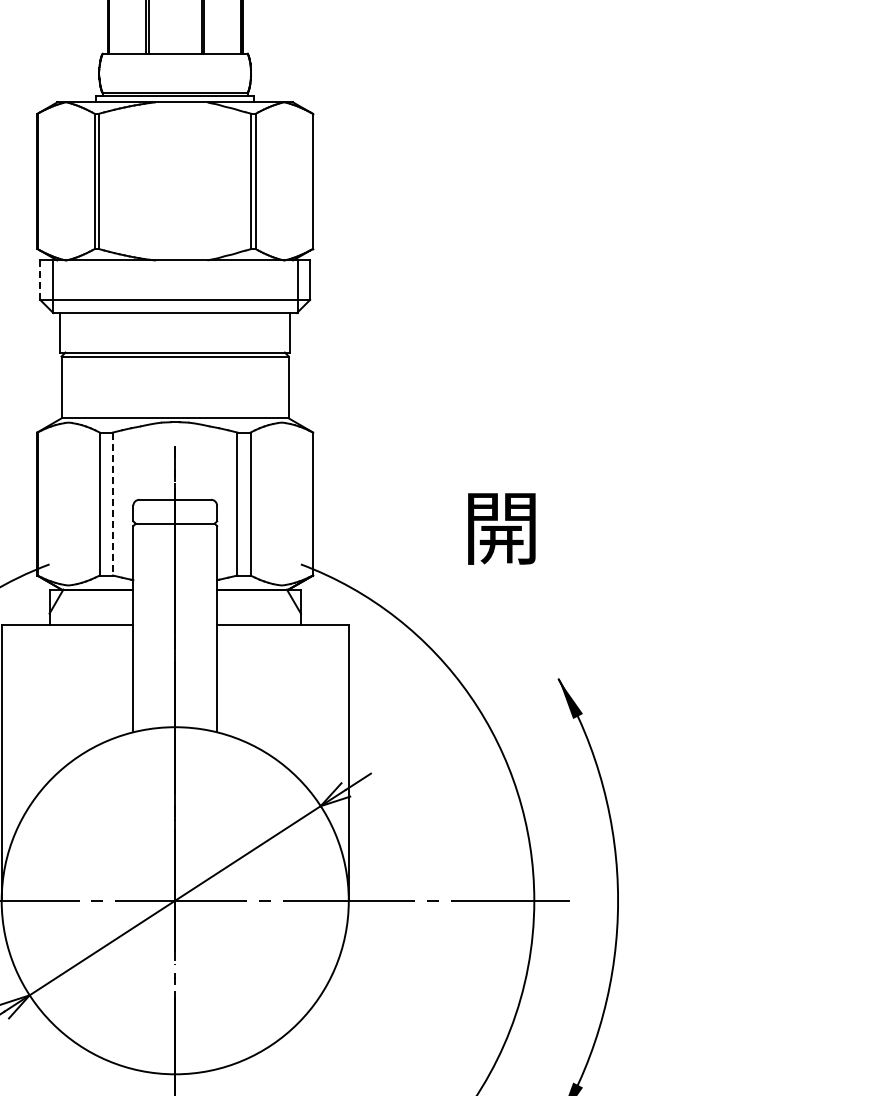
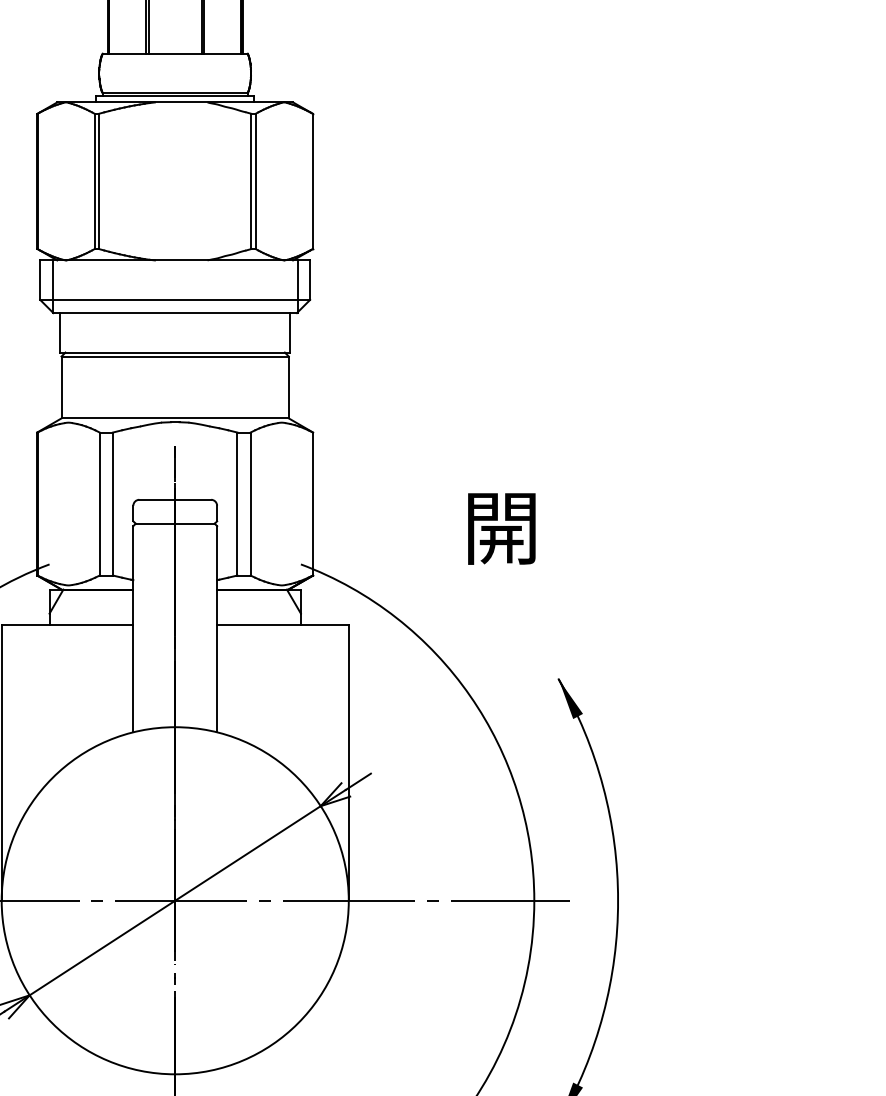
line: dashed -> solid (40, 280)
line: dashed -> solid (113, 504)
